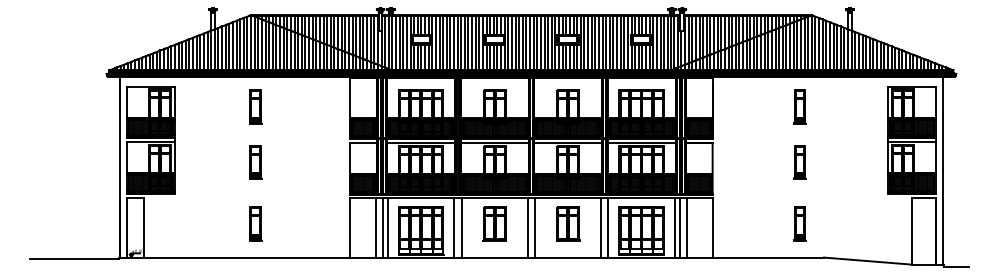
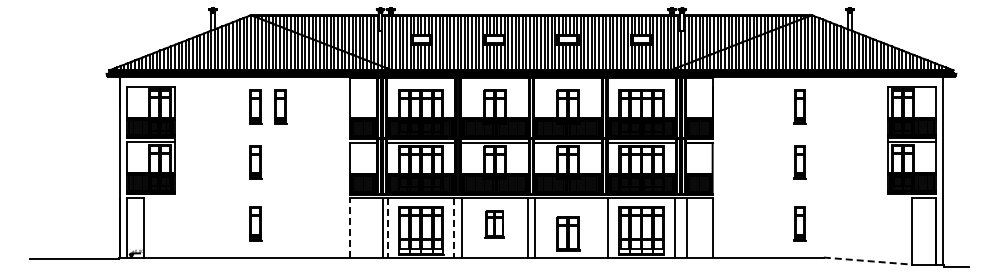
part: none -> present (280, 106)
part size: 25x36 px -> 21x29 px (494, 224)
part position: (568, 223) -> (568, 233) (568, 233)
line: solid -> dashed (350, 227)
line: present -> none (375, 227)
line: solid -> dashed (388, 227)
line: solid -> dashed (454, 227)
line: present -> none (601, 227)
line: present -> none (680, 227)
line: solid -> dashed (868, 261)
